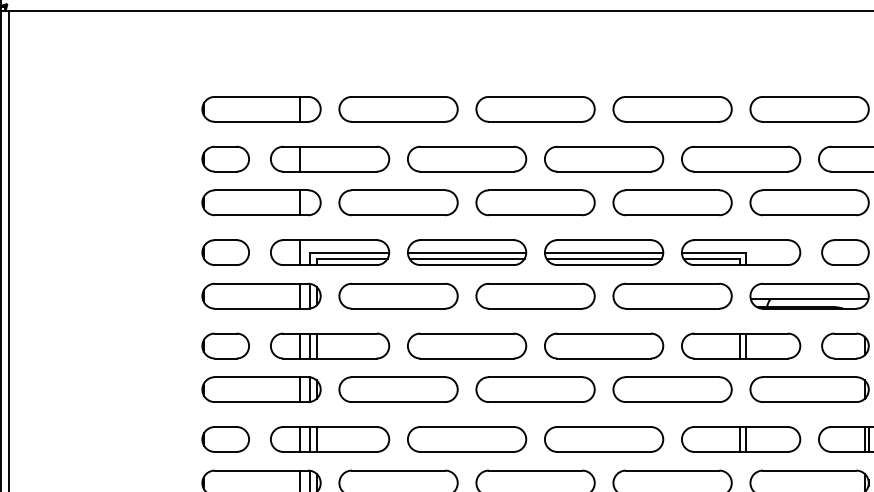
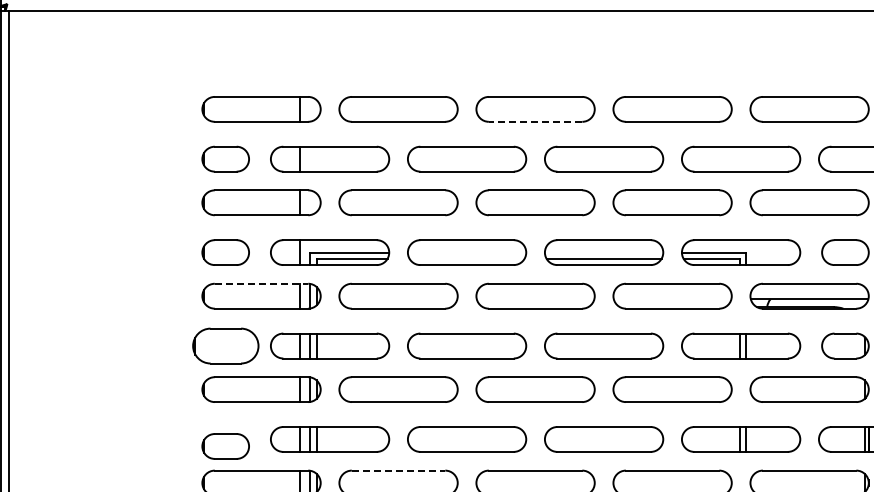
line: solid -> dashed (535, 121)
line: present -> none (466, 252)
line: present -> none (603, 252)
line: present -> none (466, 258)
line: solid -> dashed (261, 283)
part size: 49x28 px -> 68x38 px (225, 345)
part position: (225, 439) -> (225, 446) (225, 446)
line: solid -> dashed (398, 470)
